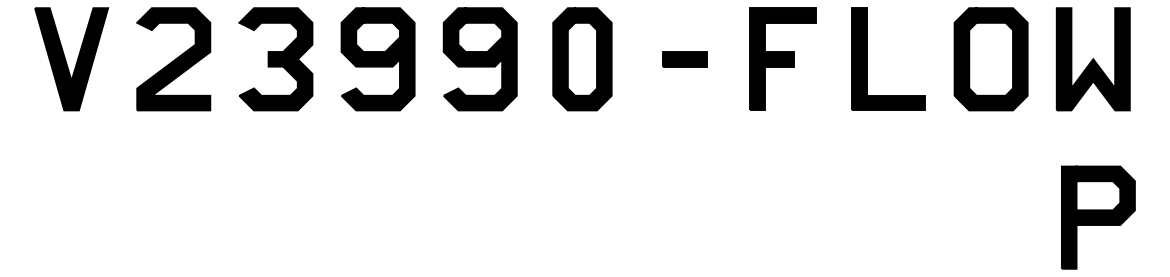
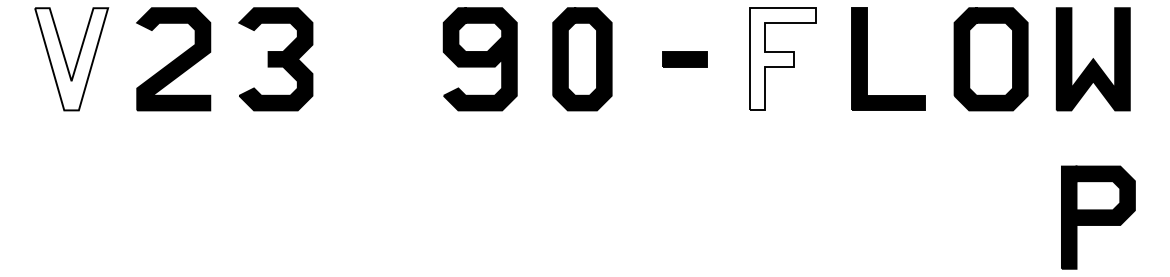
fill: present -> none (71, 59)
part: present -> none (377, 59)
fill: present -> none (782, 59)
